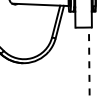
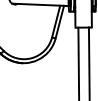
line: none -> present (78, 62)
line: dashed -> solid (89, 63)
